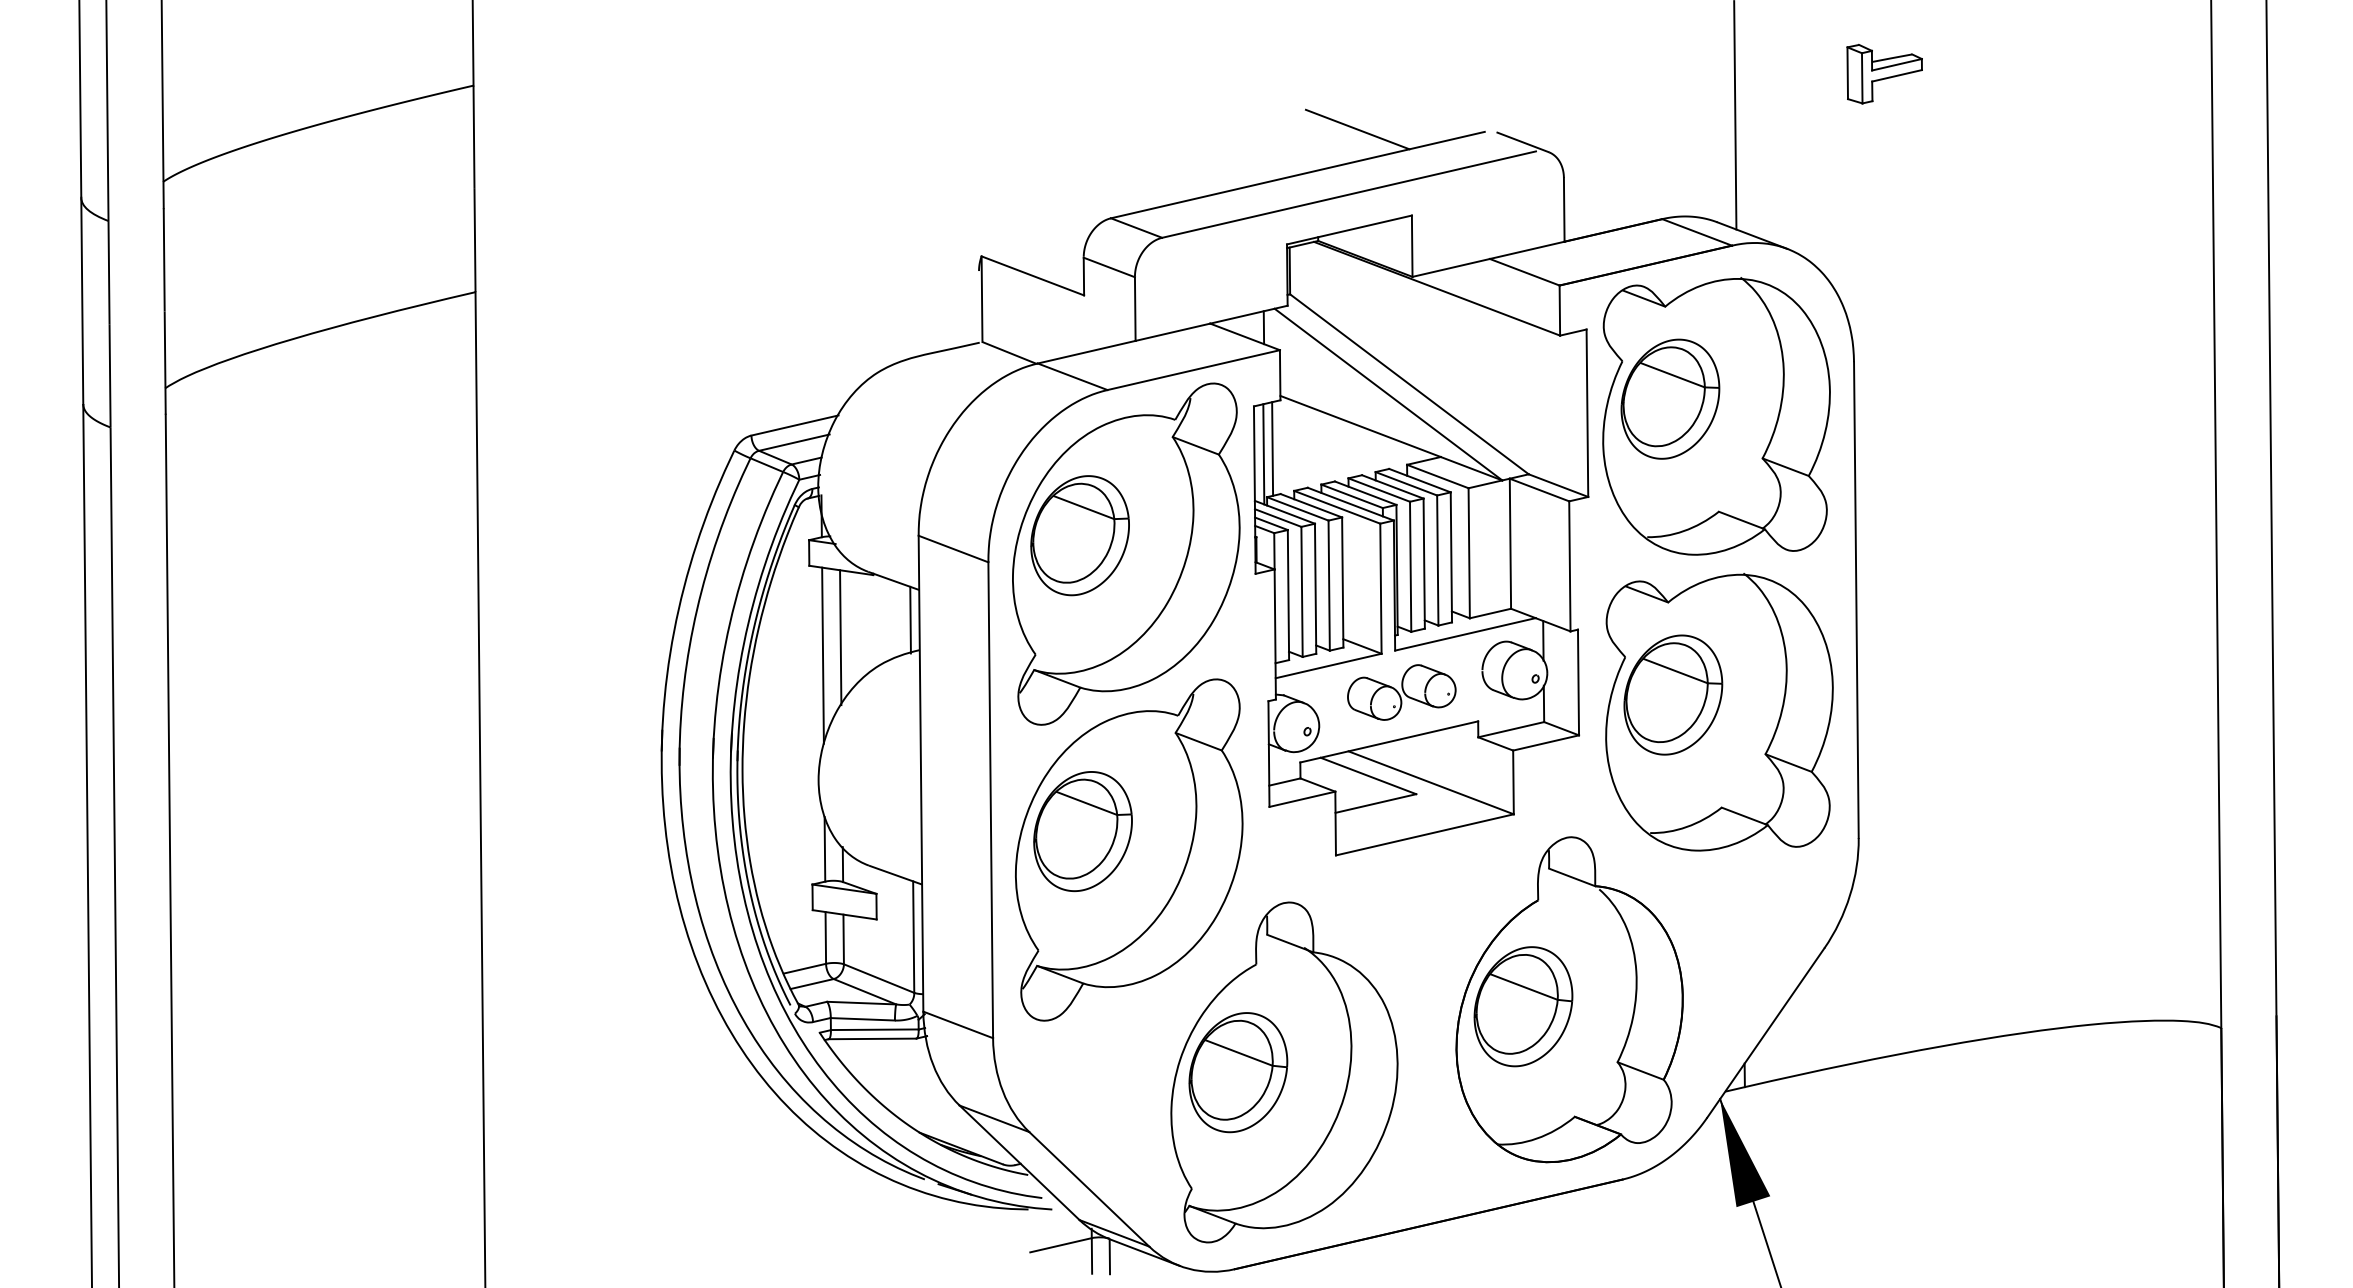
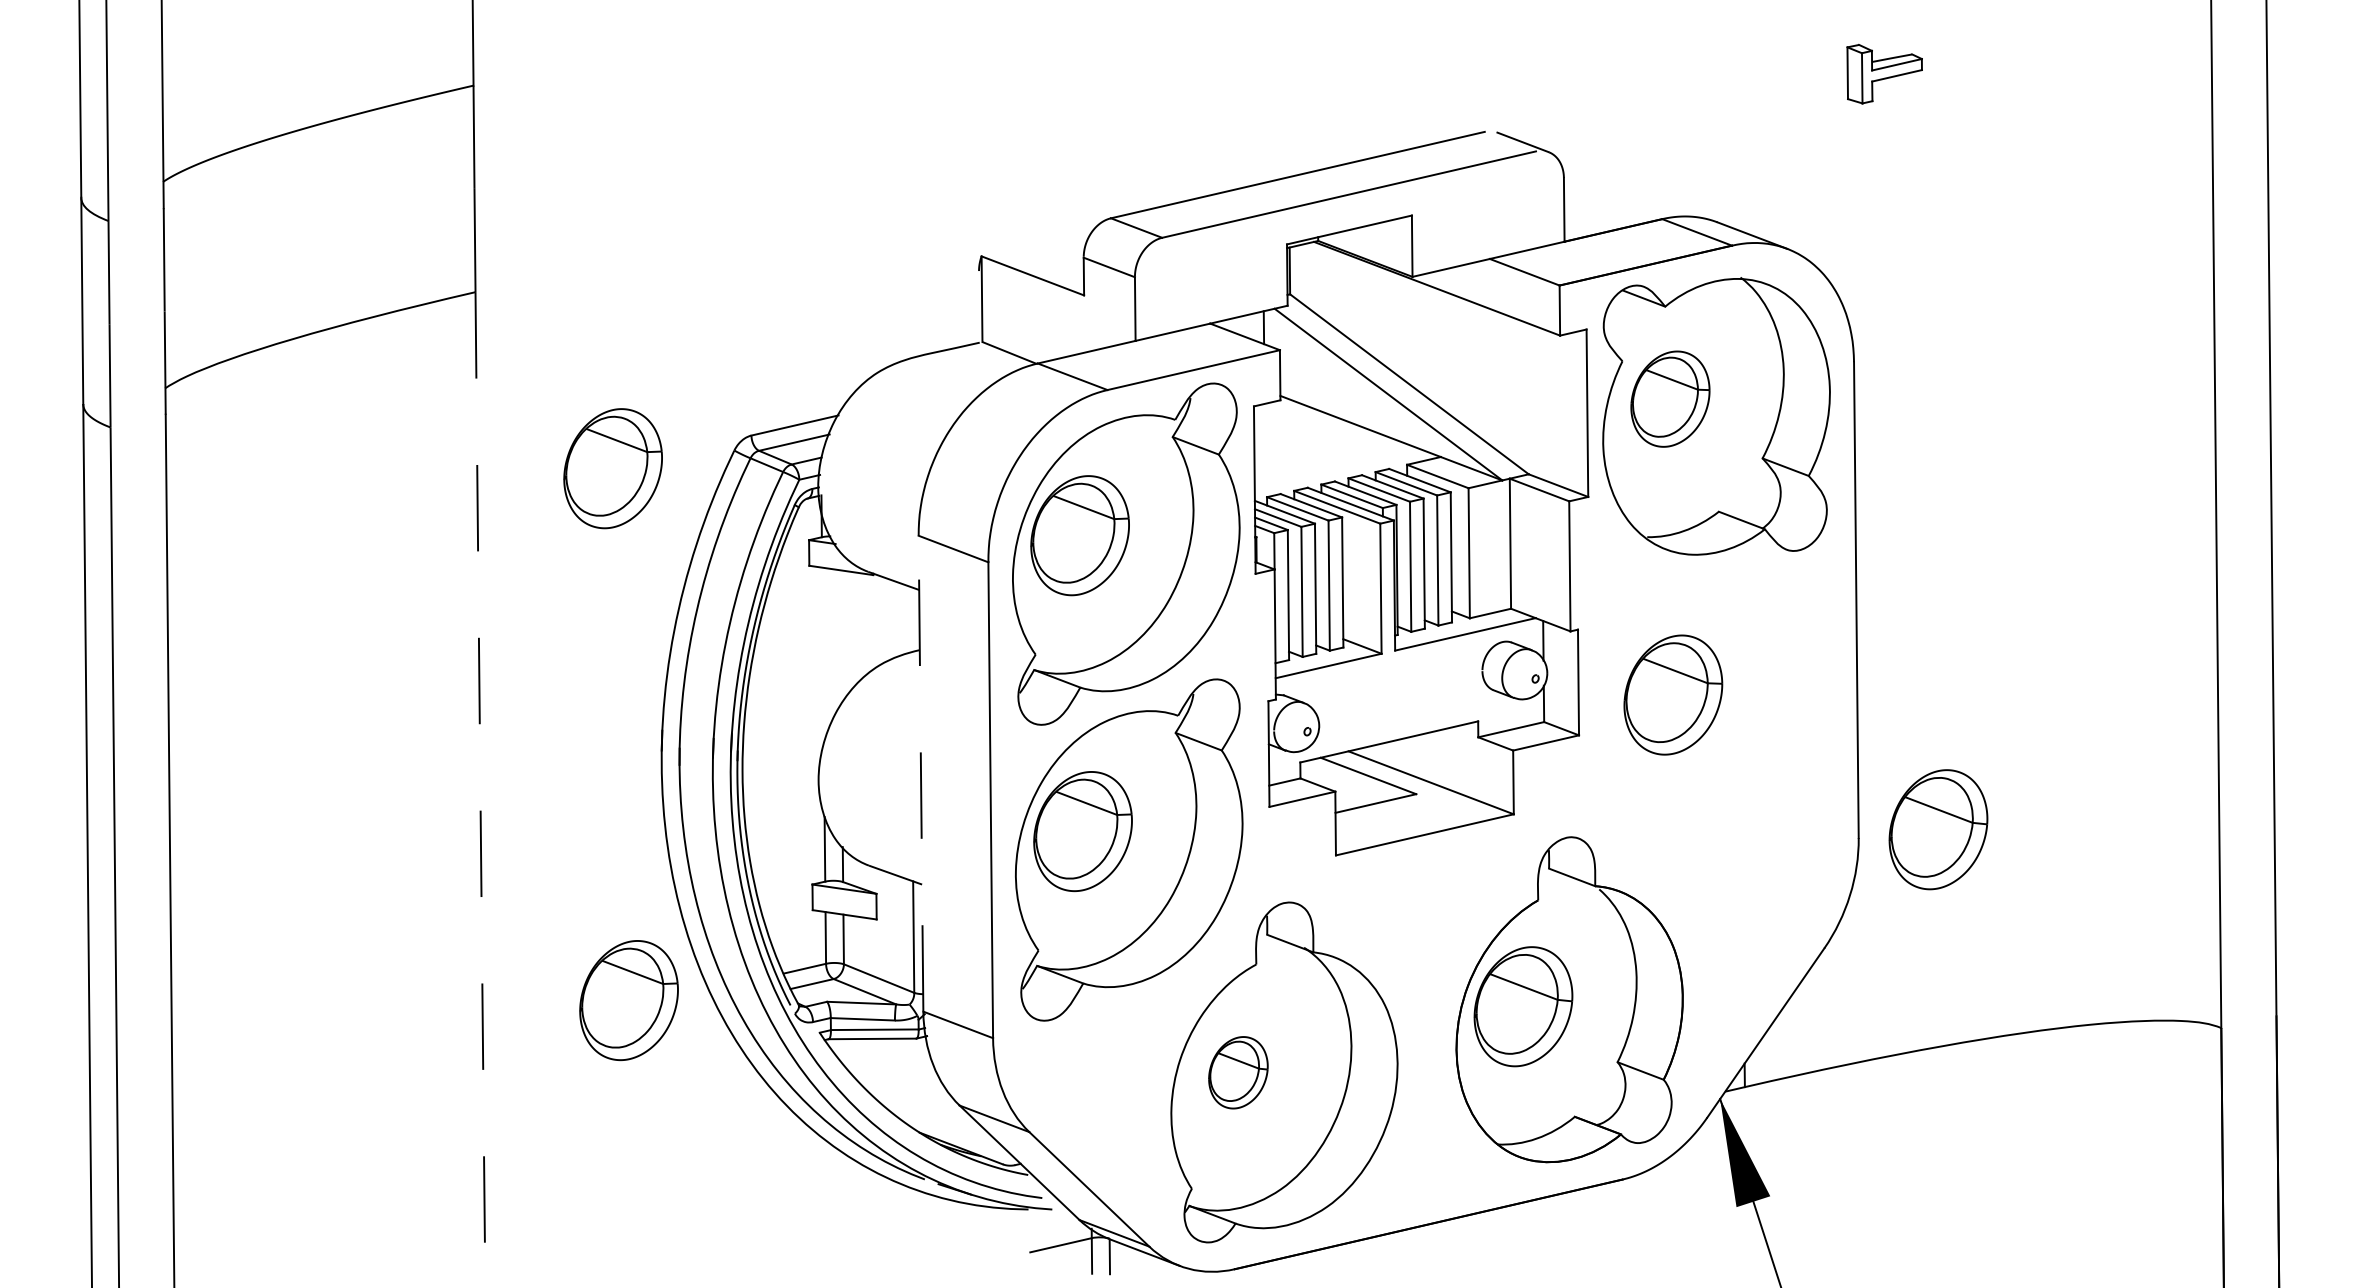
line: present -> none (1735, 115)
line: present -> none (1357, 129)
part size: 101x122 px -> 81x98 px (1670, 398)
line: present -> none (1272, 448)
line: present -> none (1263, 454)
part: none -> present (612, 468)
line: present -> none (910, 619)
line: present -> none (840, 637)
line: present -> none (822, 655)
part: present -> none (1401, 692)
part: present -> none (1719, 712)
line: solid -> dashed (921, 773)
line: solid -> dashed (480, 789)
part: none -> present (1938, 829)
part: none -> present (628, 1000)
part size: 101x122 px -> 61x74 px (1238, 1072)
